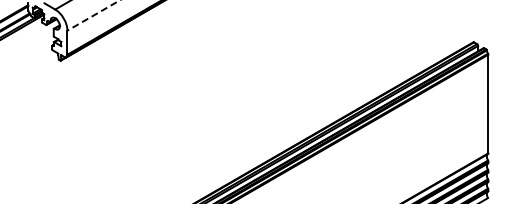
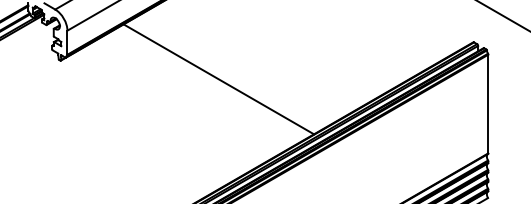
line: dashed -> solid (93, 15)
line: none -> present (503, 16)
line: none -> present (218, 79)
